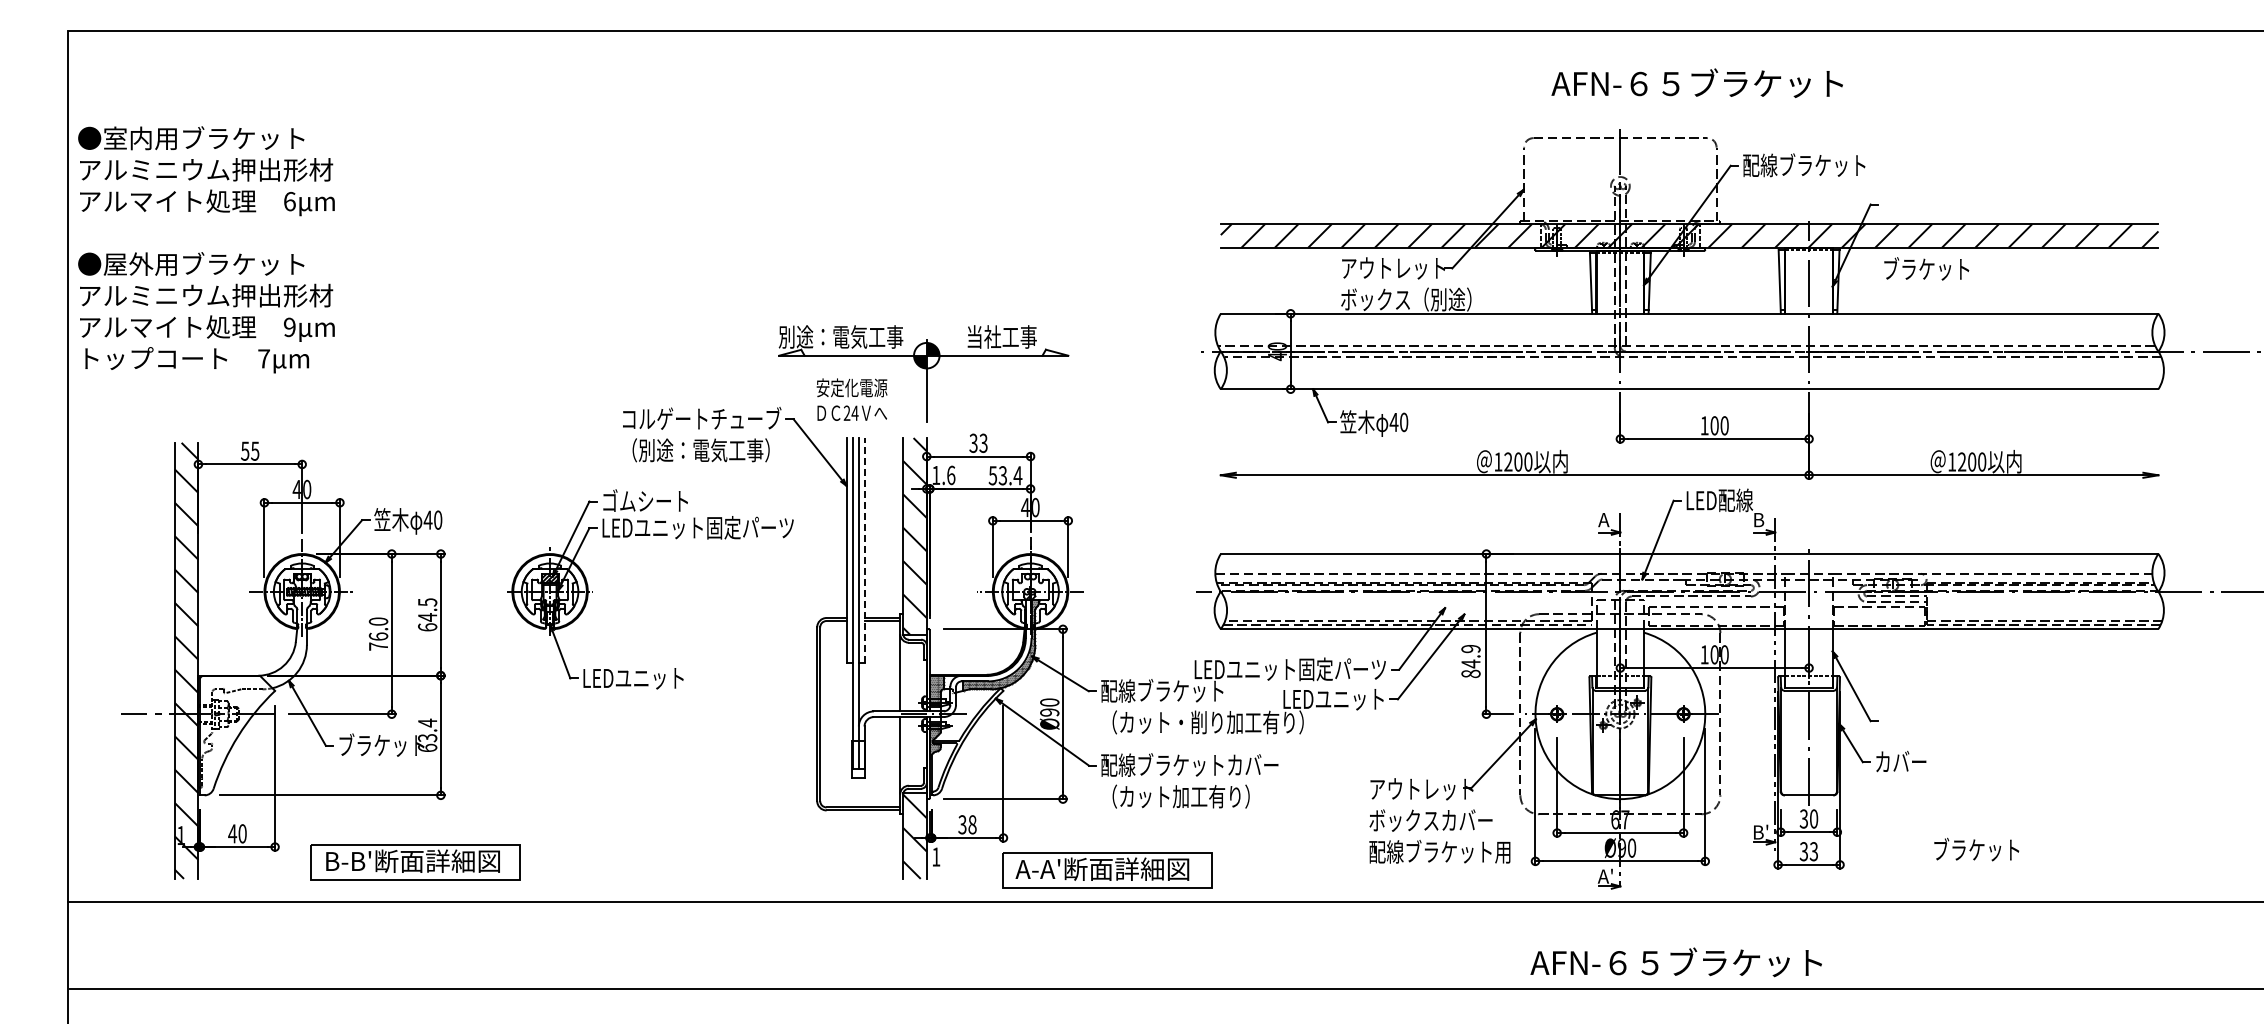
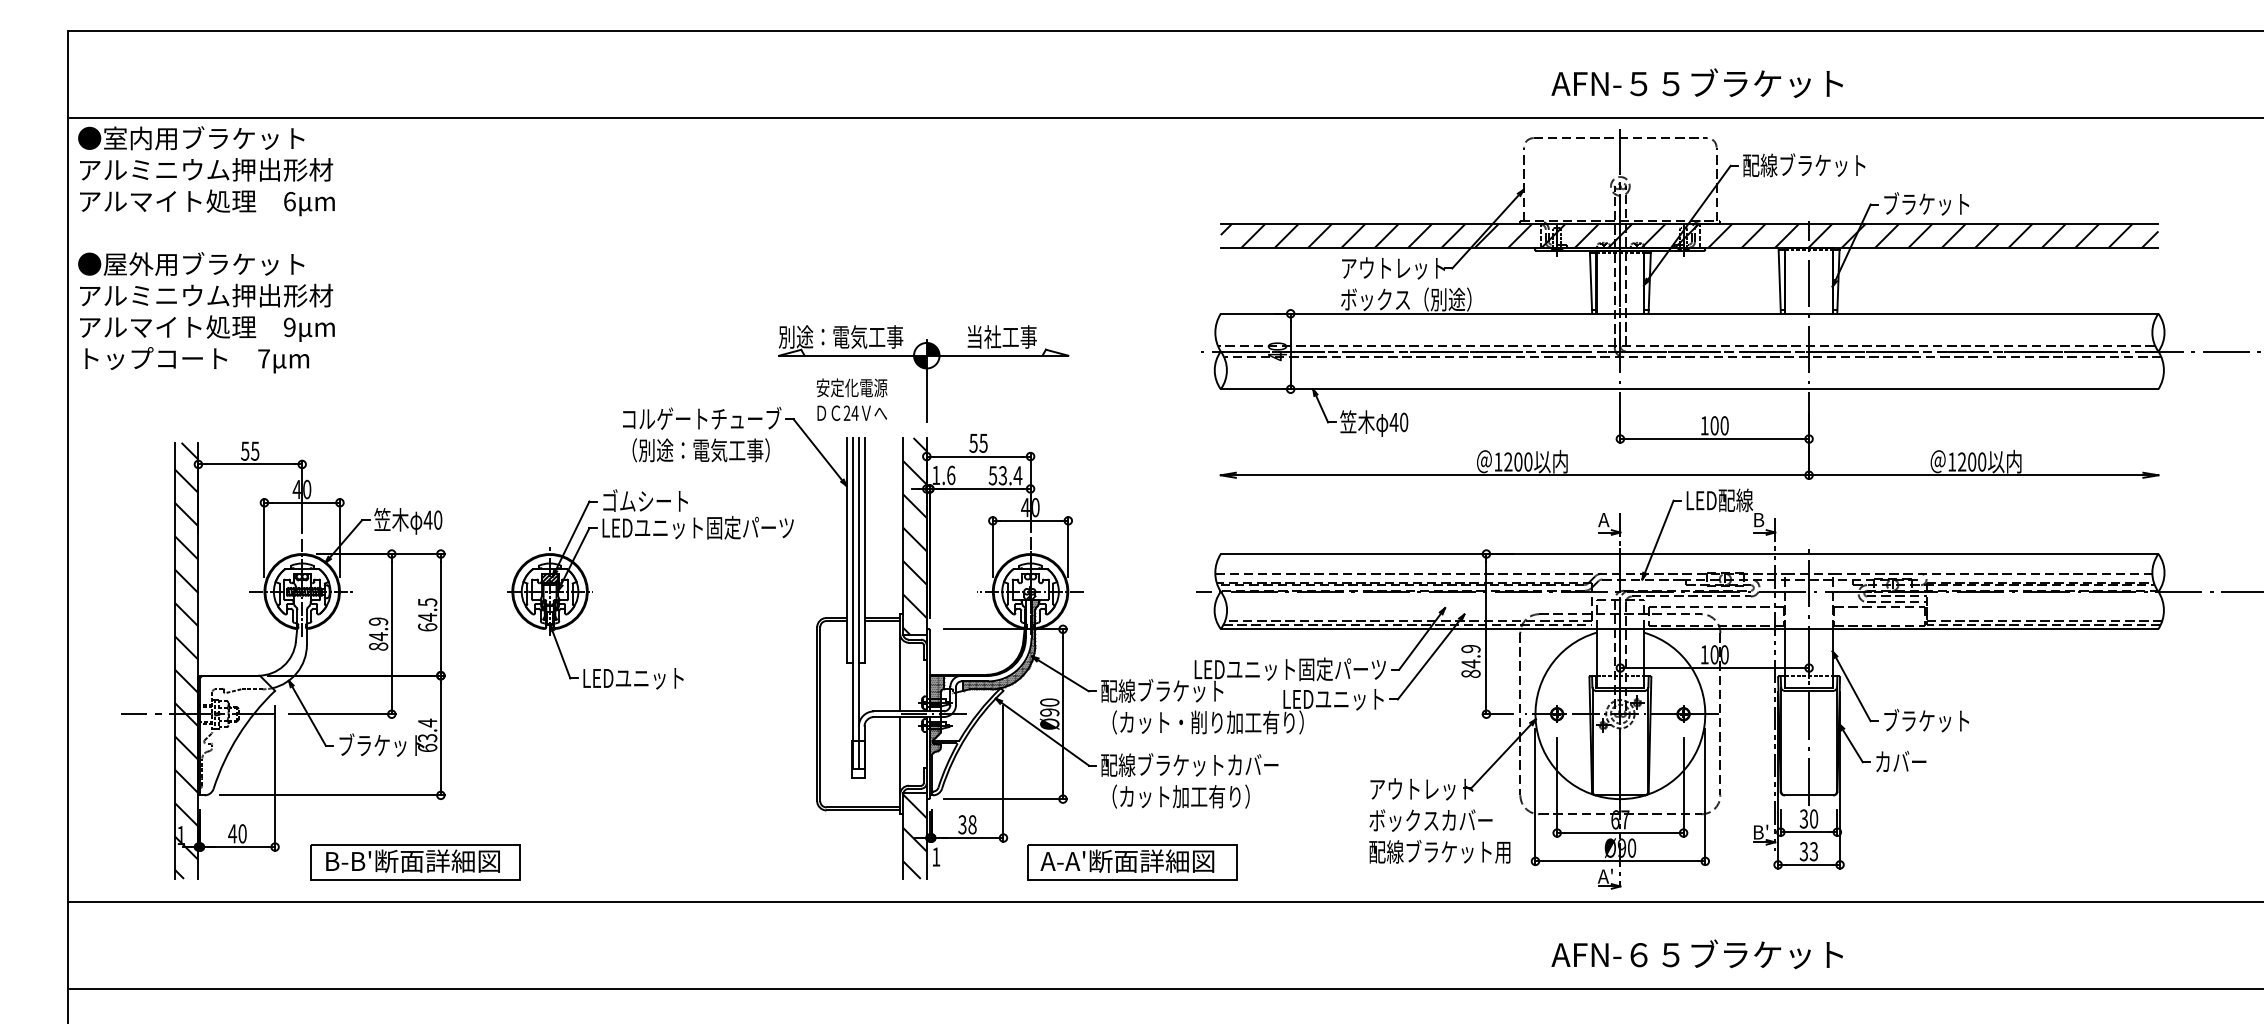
text: AFN-６５ブラケット -> AFN-５５ブラケット (1638, 83)
line: none -> present (1164, 118)
text position: (1926, 268) -> (1926, 203) (1926, 203)
text: 33 -> 55 (978, 442)
line: dashed -> solid (865, 550)
text: 76.0 -> 84.9 (378, 633)
text position: (1976, 849) -> (1926, 720) (1926, 720)
part position: (1107, 870) -> (1132, 862) (1132, 862)
text position: (1675, 962) -> (1696, 954) (1696, 954)
